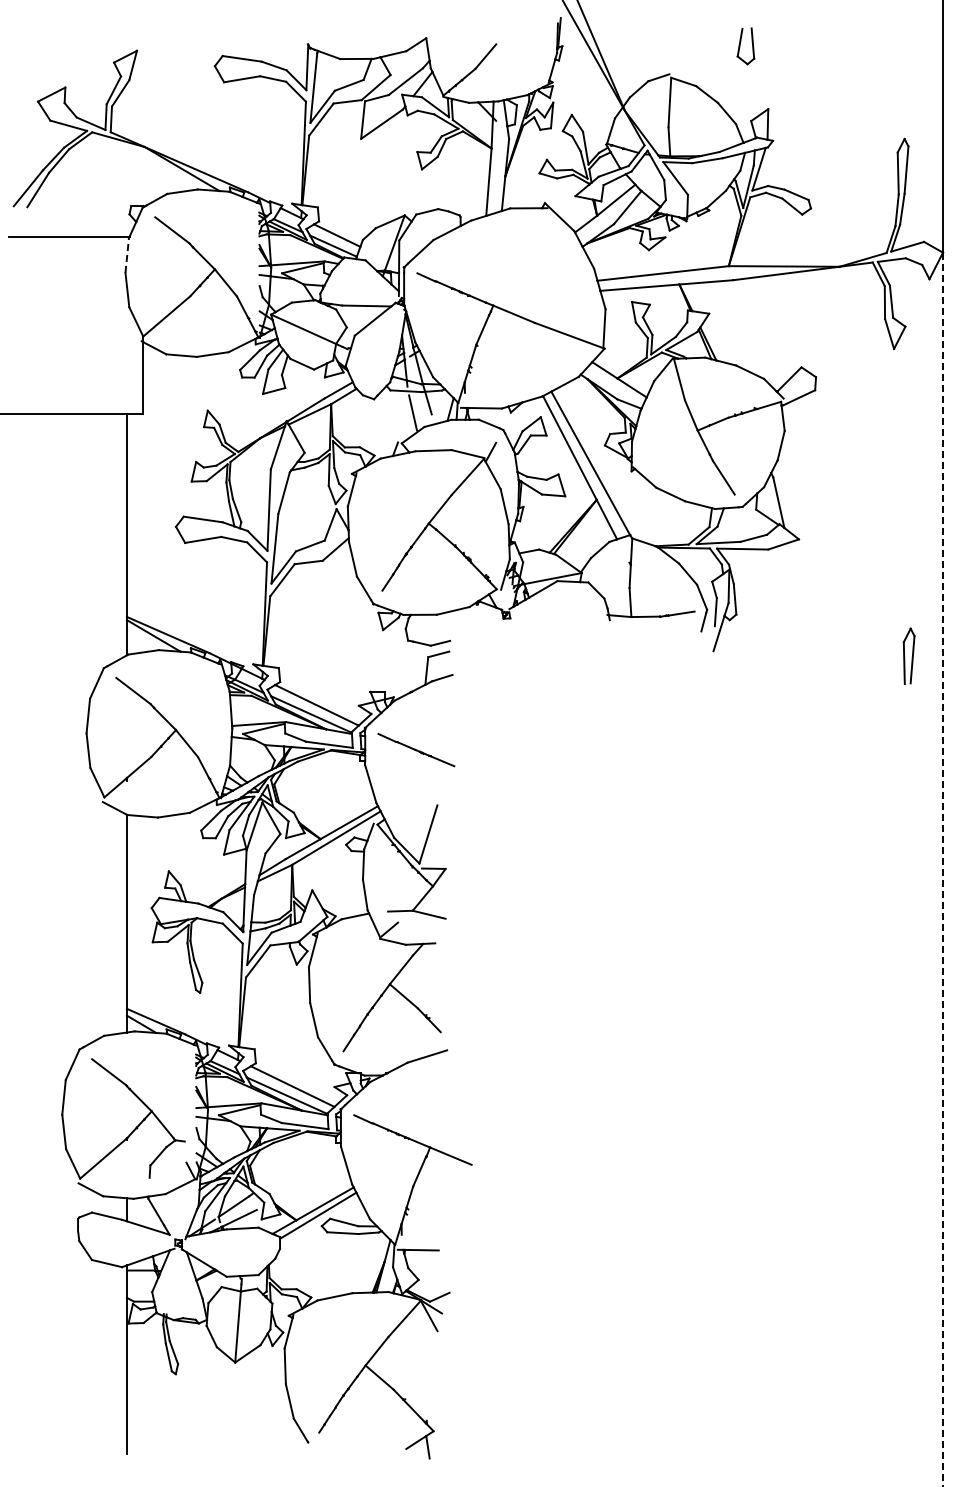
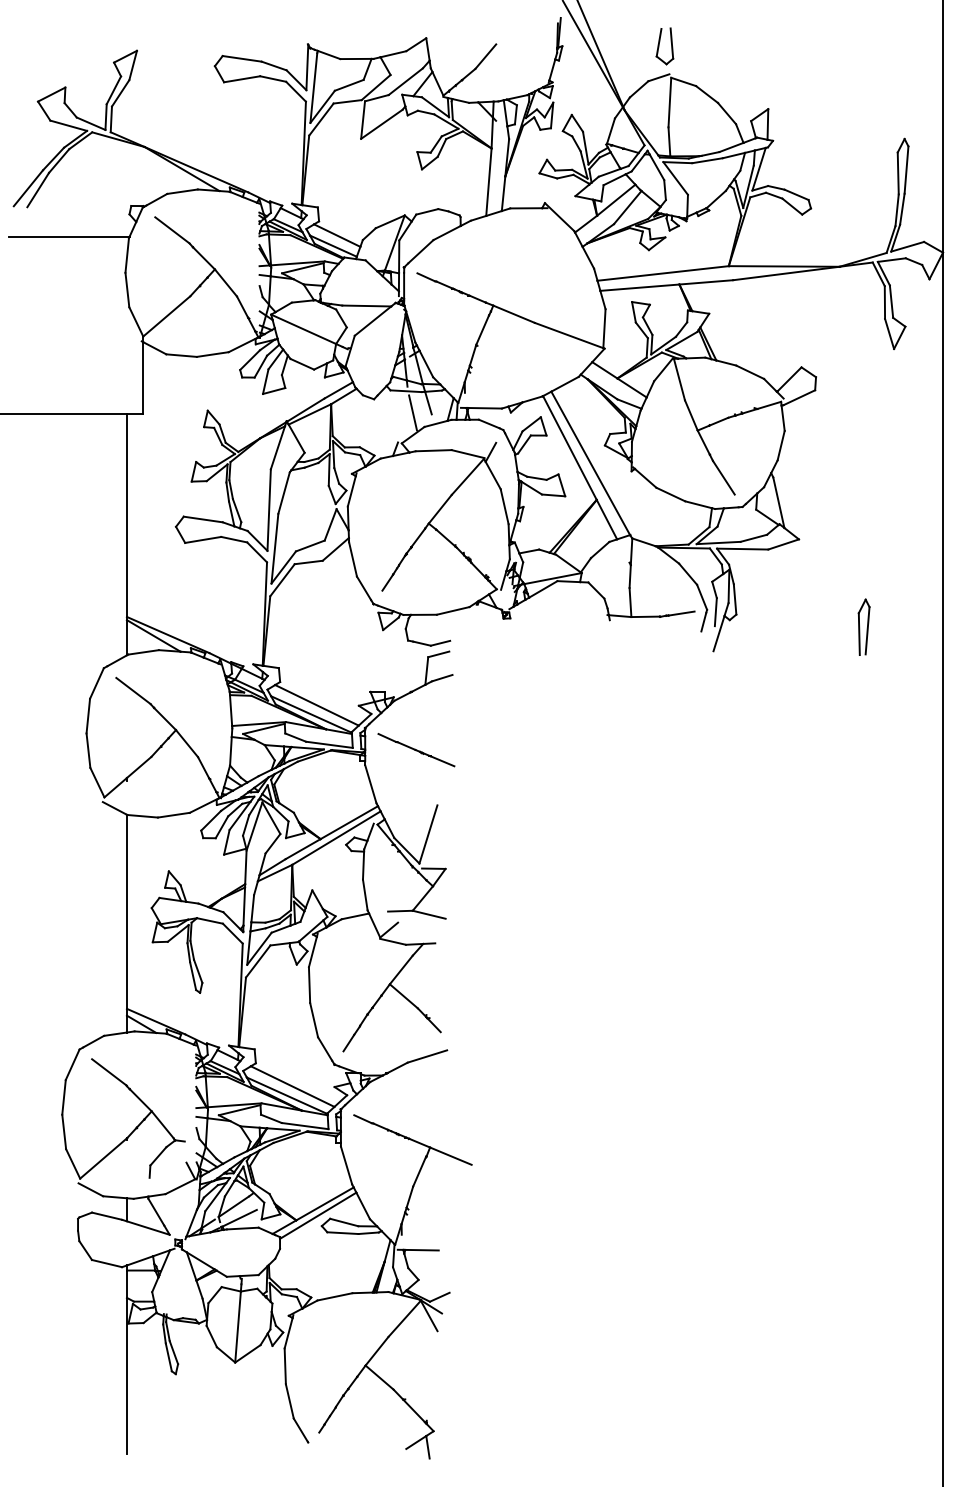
part position: (745, 46) -> (664, 46) (664, 46)
line: dashed -> solid (127, 254)
part position: (908, 655) -> (863, 626) (863, 626)
line: dashed -> solid (943, 869)
